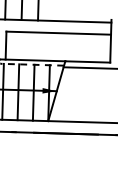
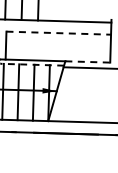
line: solid -> dashed (59, 33)
line: solid -> dashed (88, 61)
